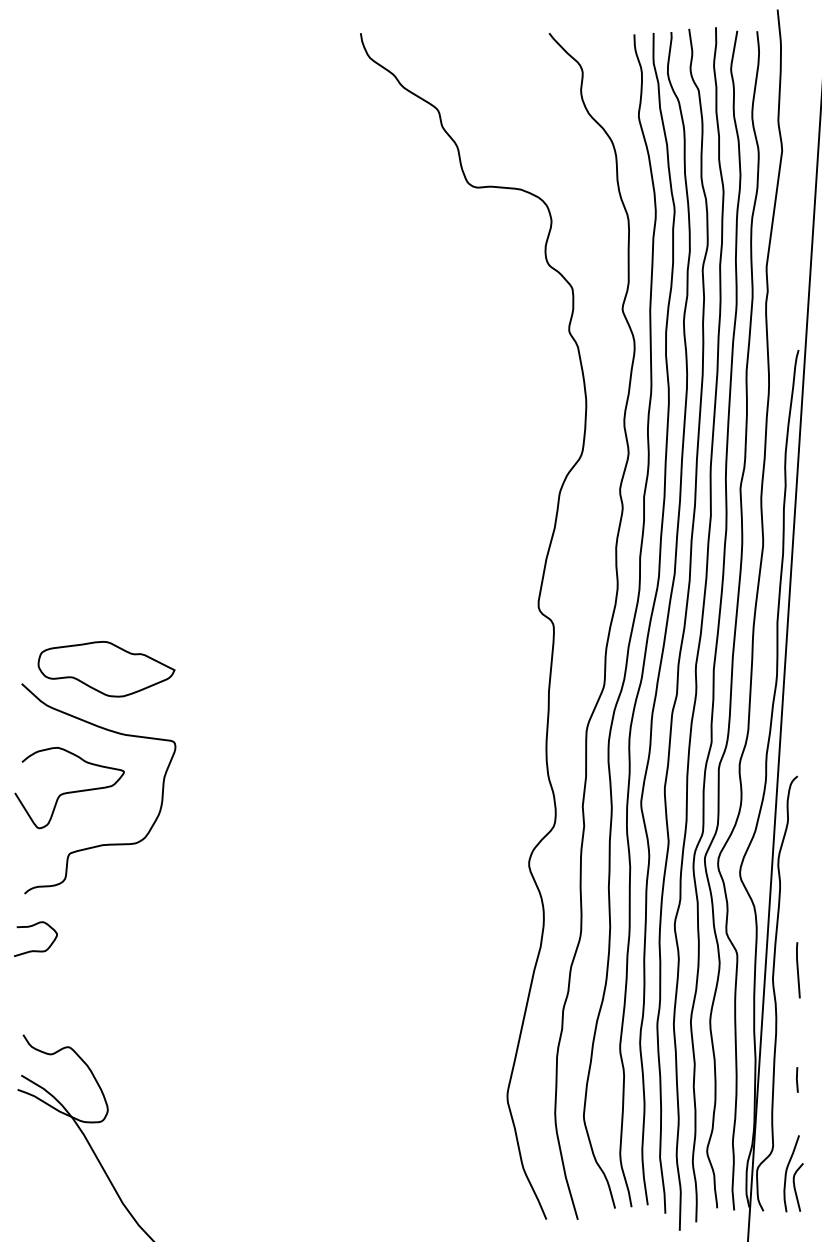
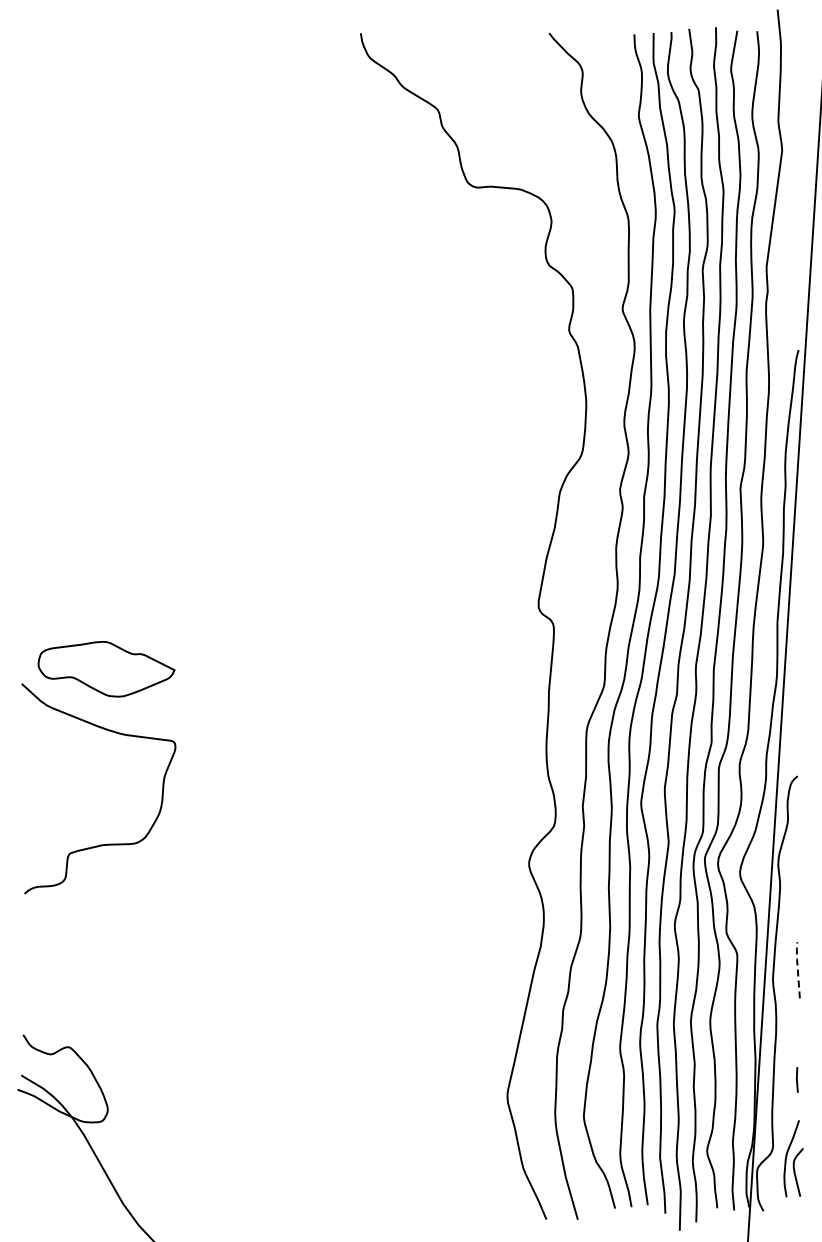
curve: present -> none (69, 791)
curve: present -> none (35, 950)
line: solid -> dashed (797, 968)
part position: (793, 1173) -> (793, 1158) (793, 1158)
